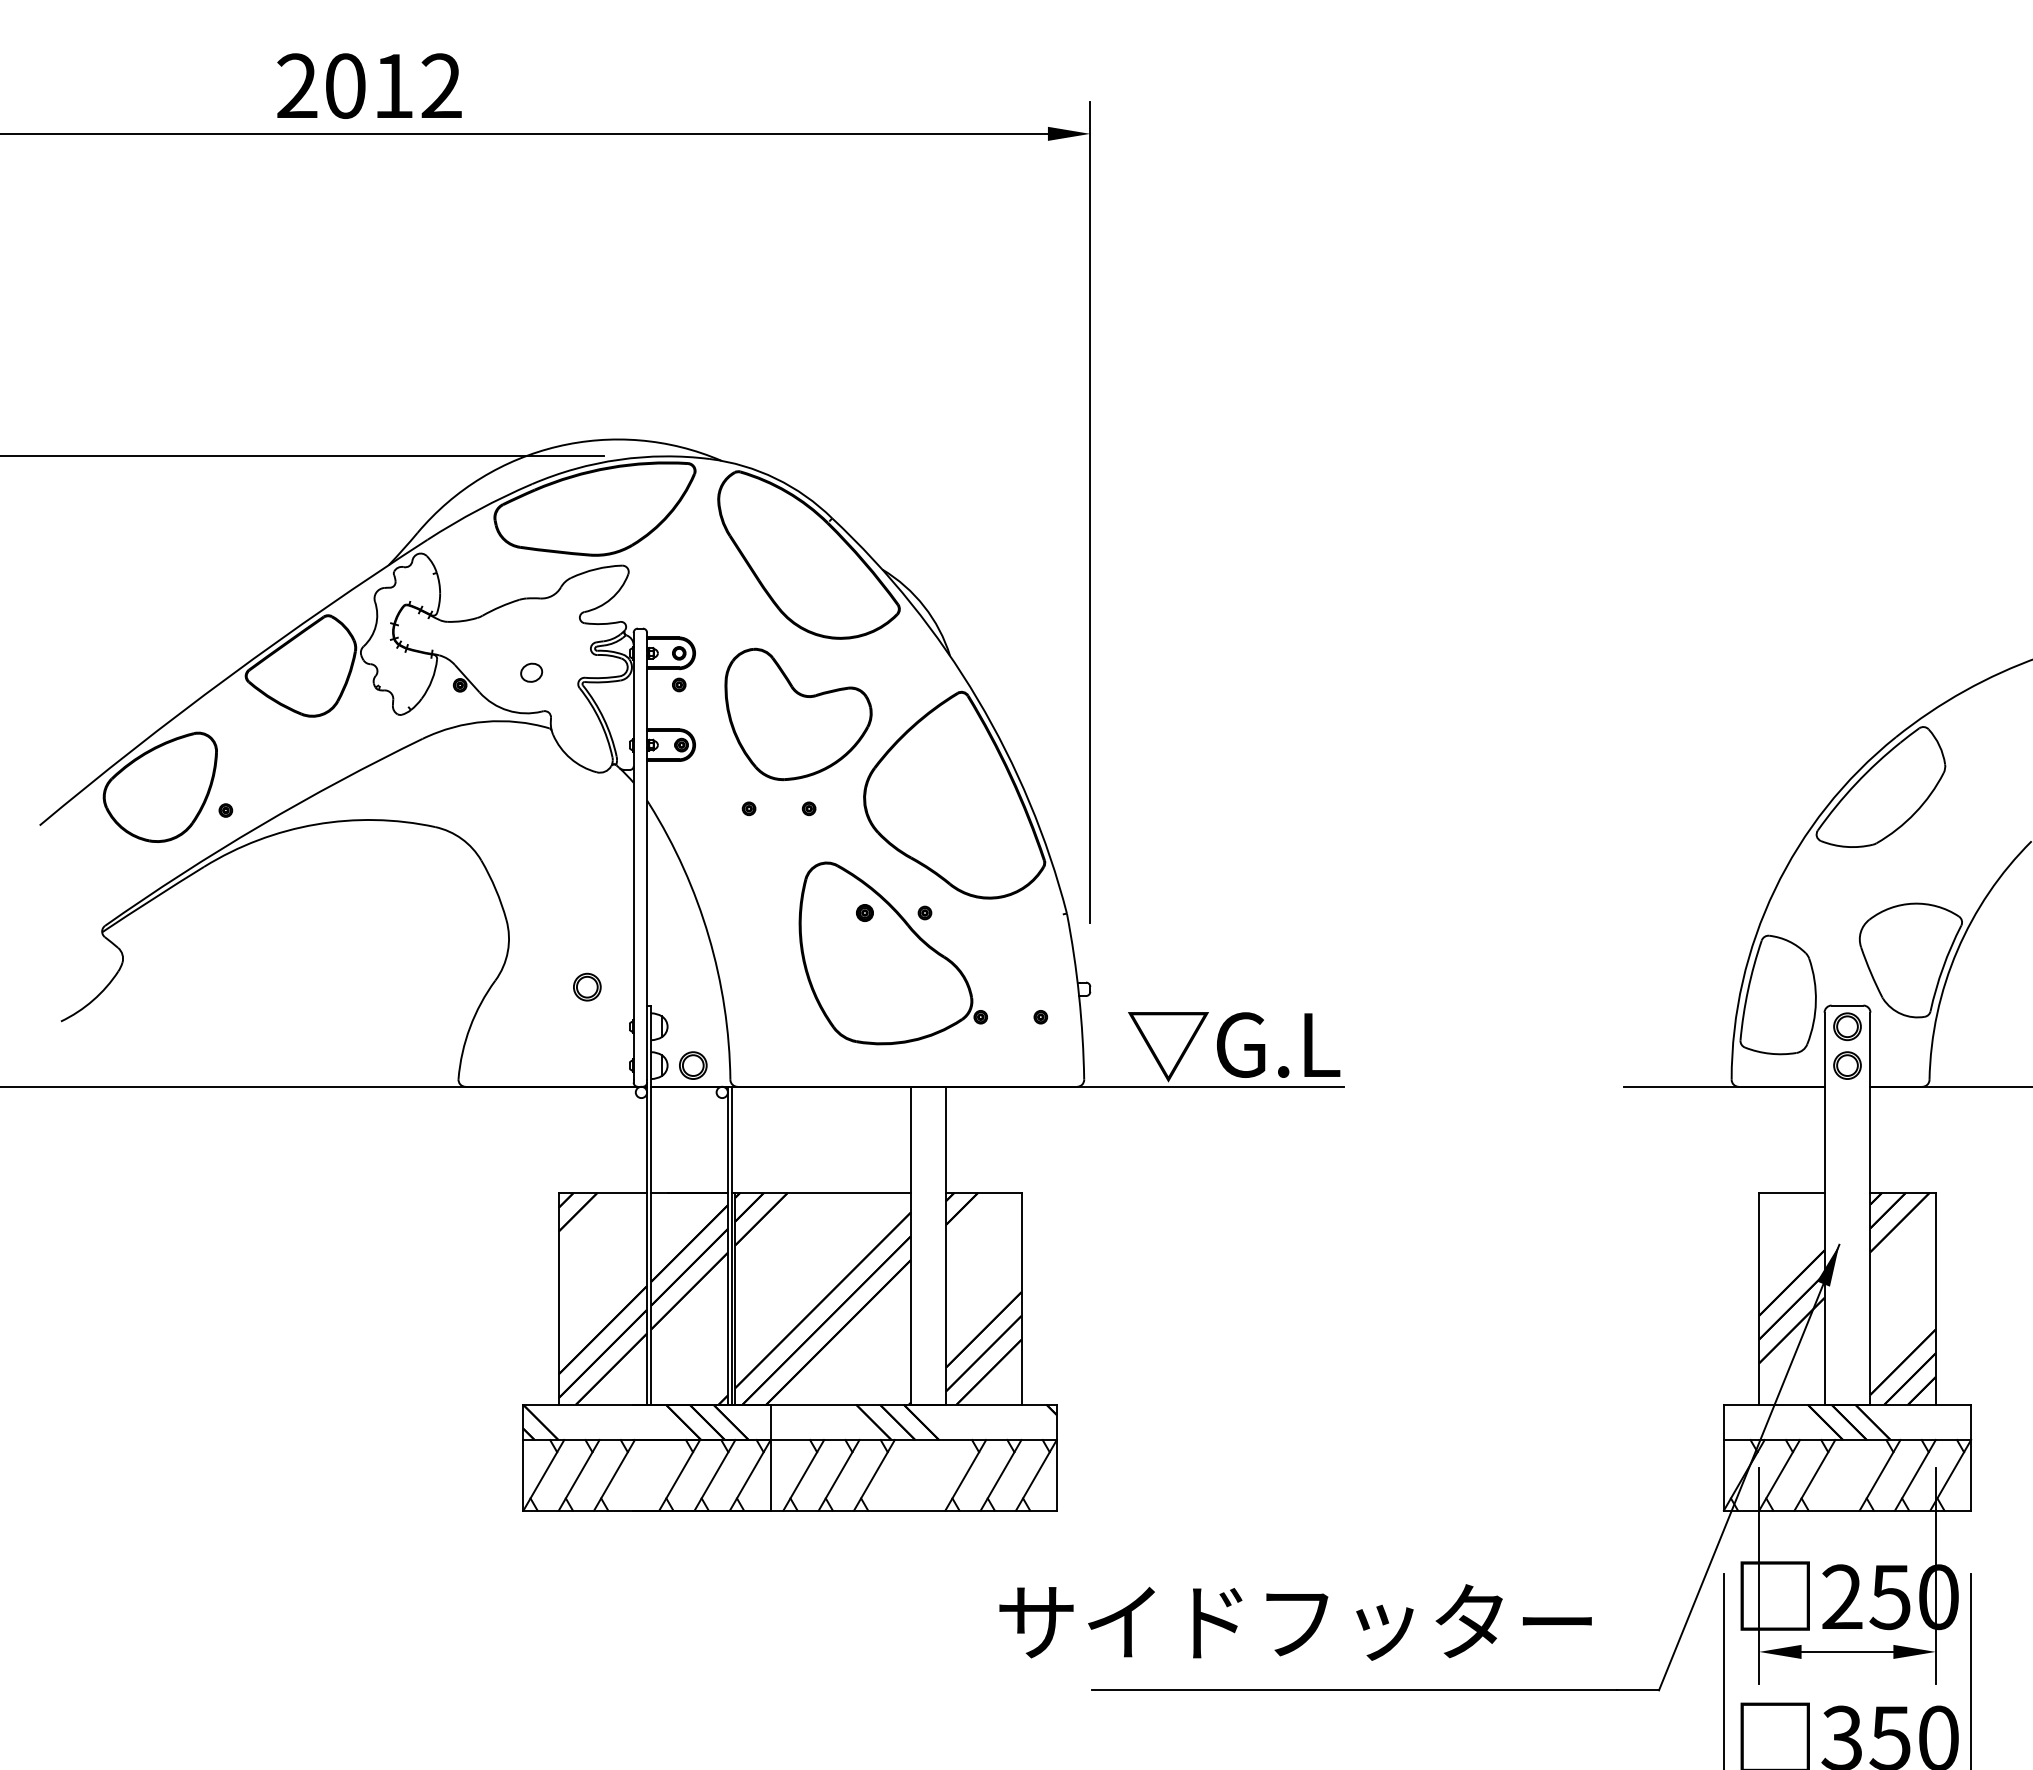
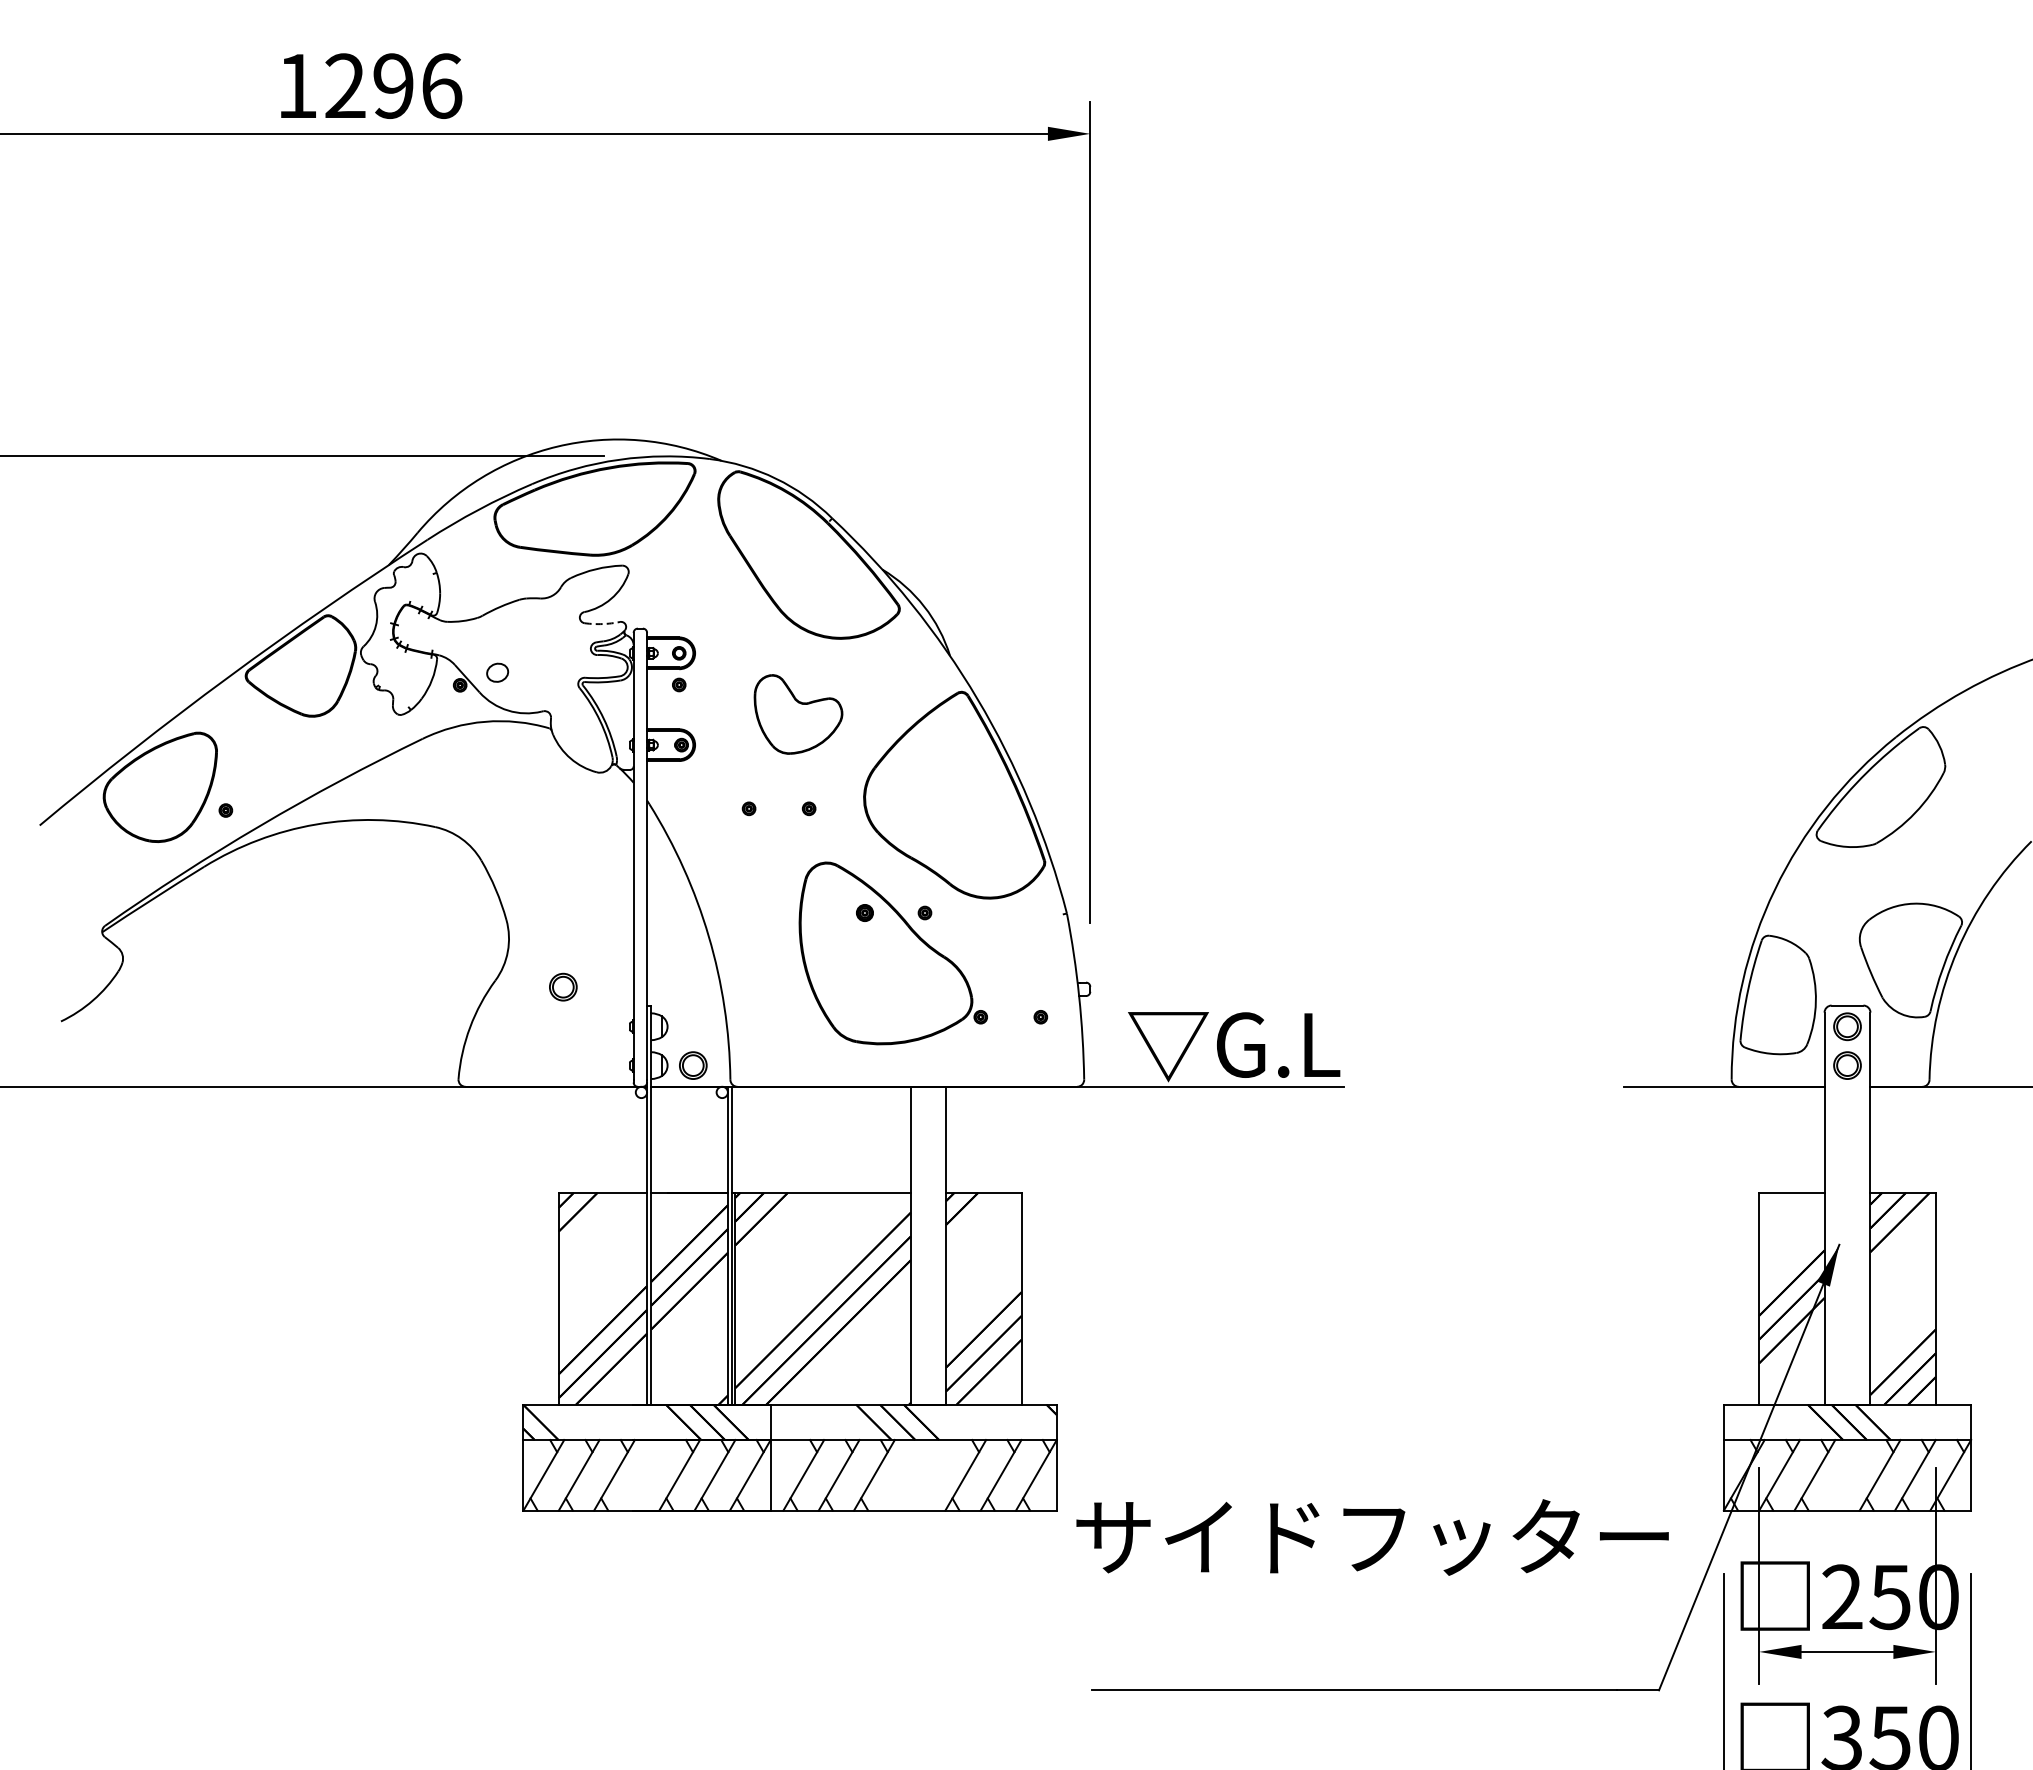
text: 2012 -> 1296 (369, 85)
arc: solid -> dashed (602, 624)
part position: (531, 672) -> (497, 672) (497, 672)
part size: 149x135 px -> 91x81 px (798, 714)
part position: (587, 986) -> (563, 986) (563, 986)
text position: (1295, 1622) -> (1372, 1537) (1372, 1537)
